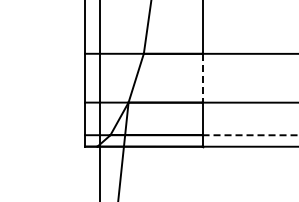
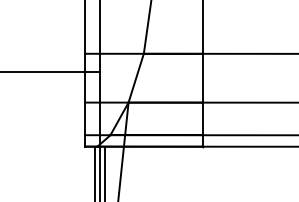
line: none -> present (51, 71)
line: dashed -> solid (202, 78)
line: dashed -> solid (251, 135)
line: none -> present (94, 172)
line: none -> present (105, 172)
